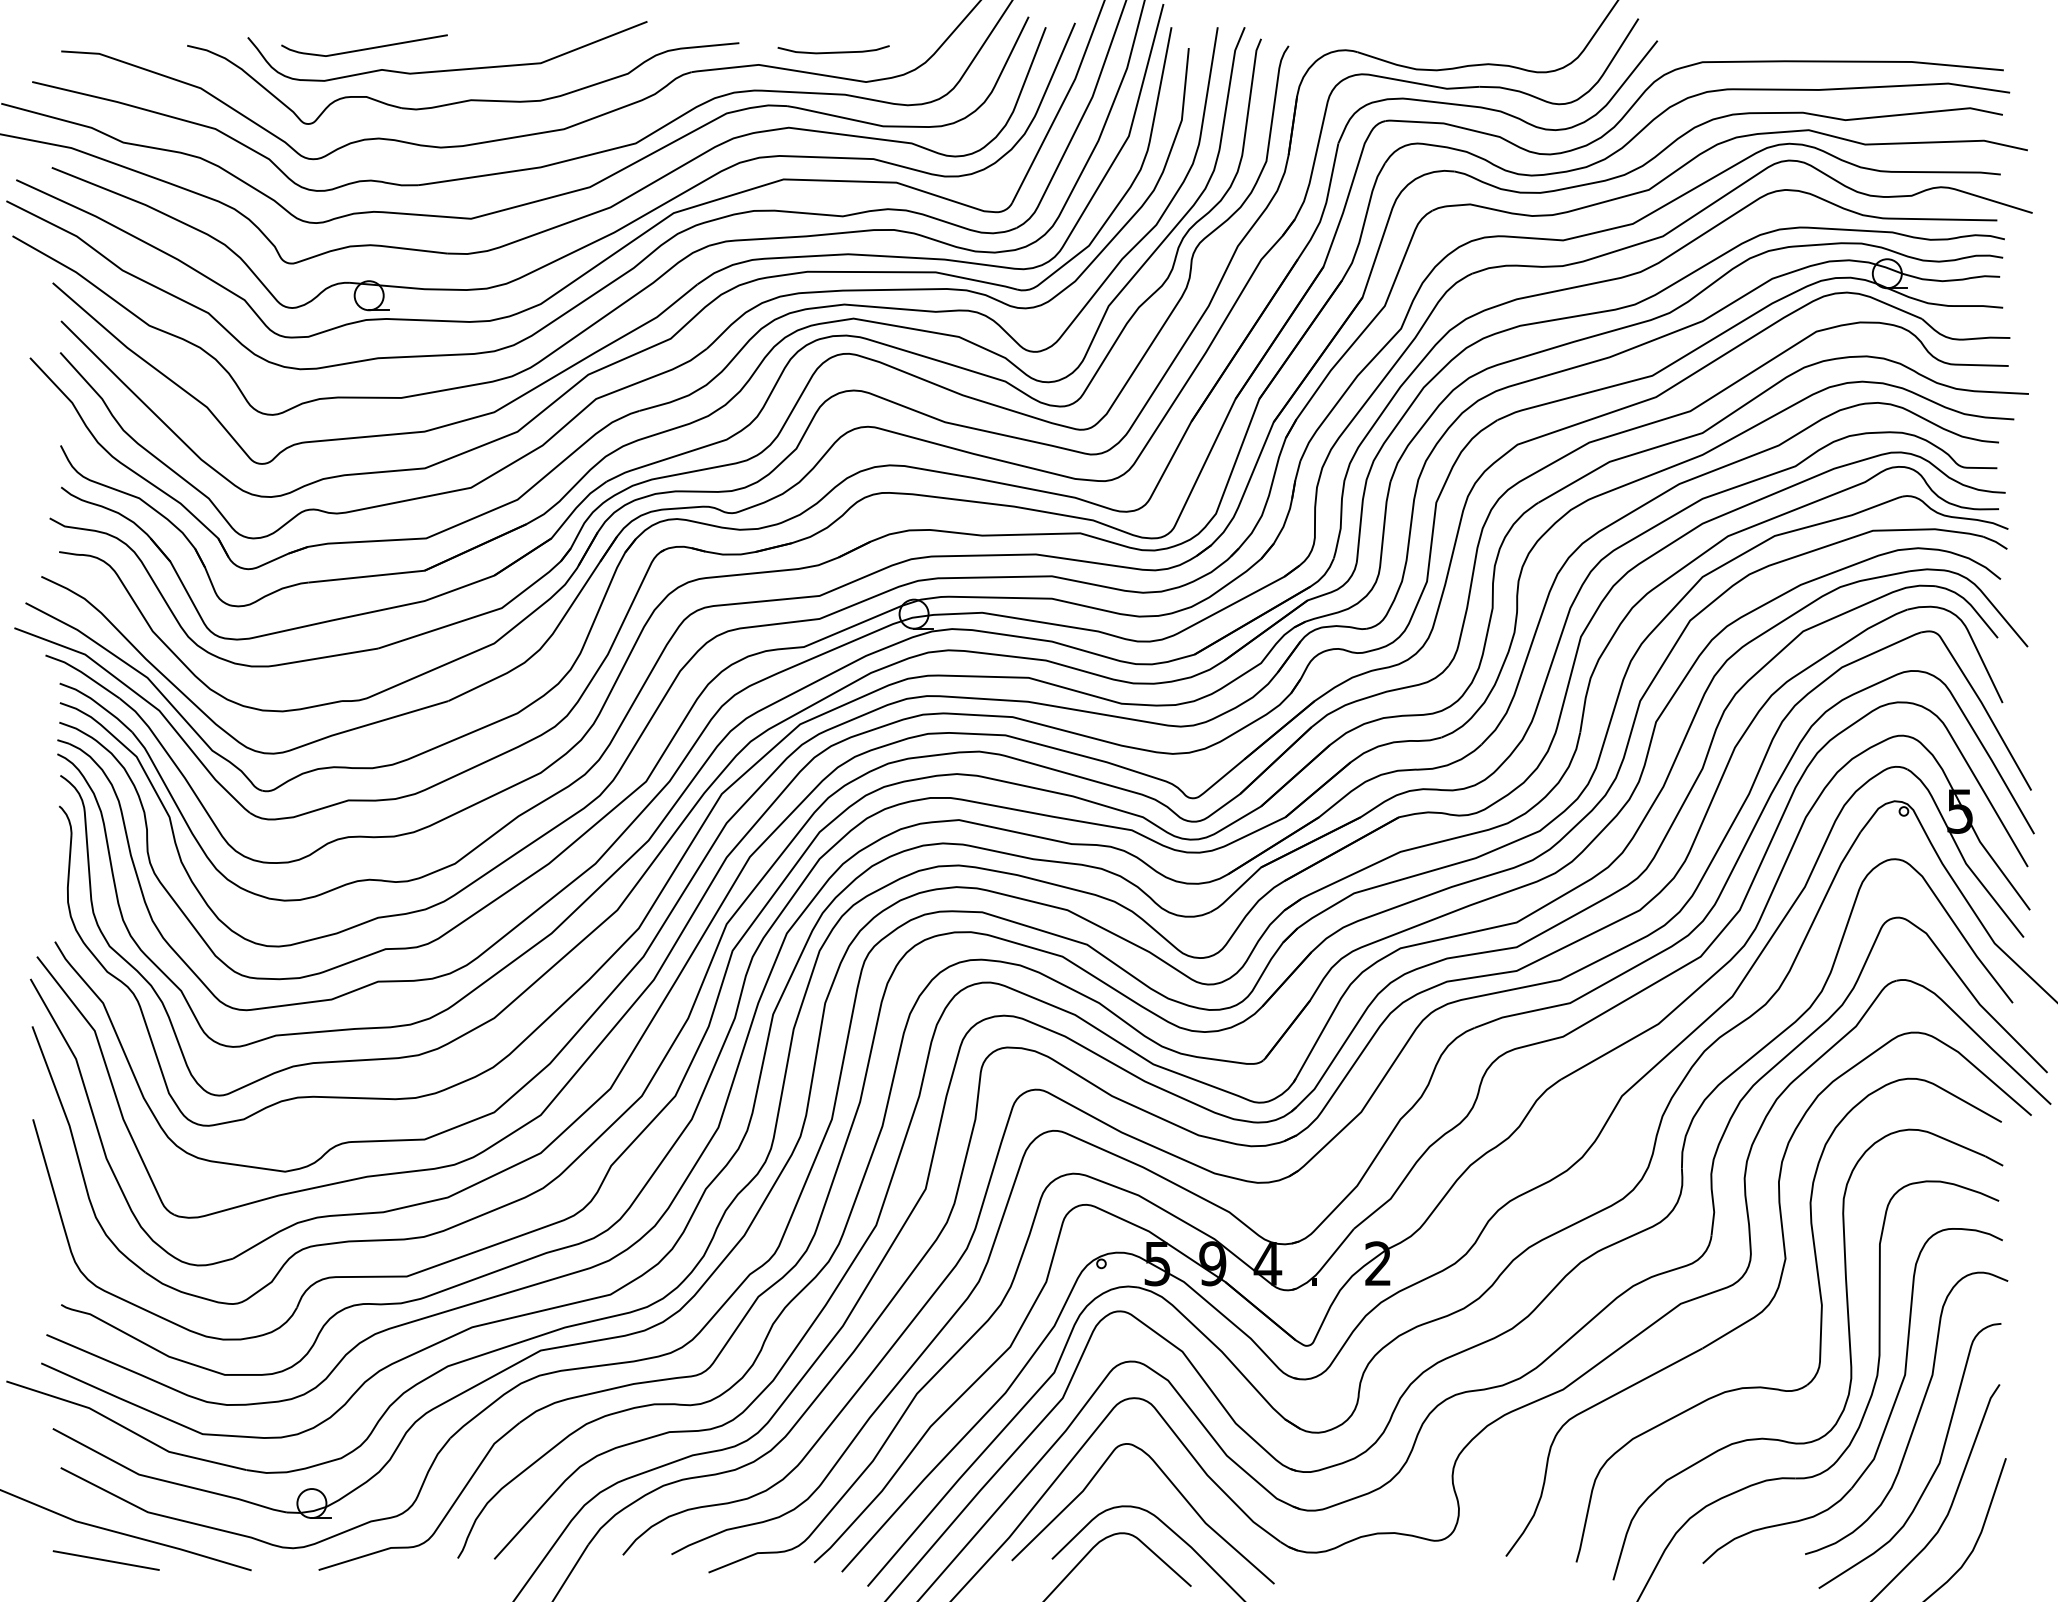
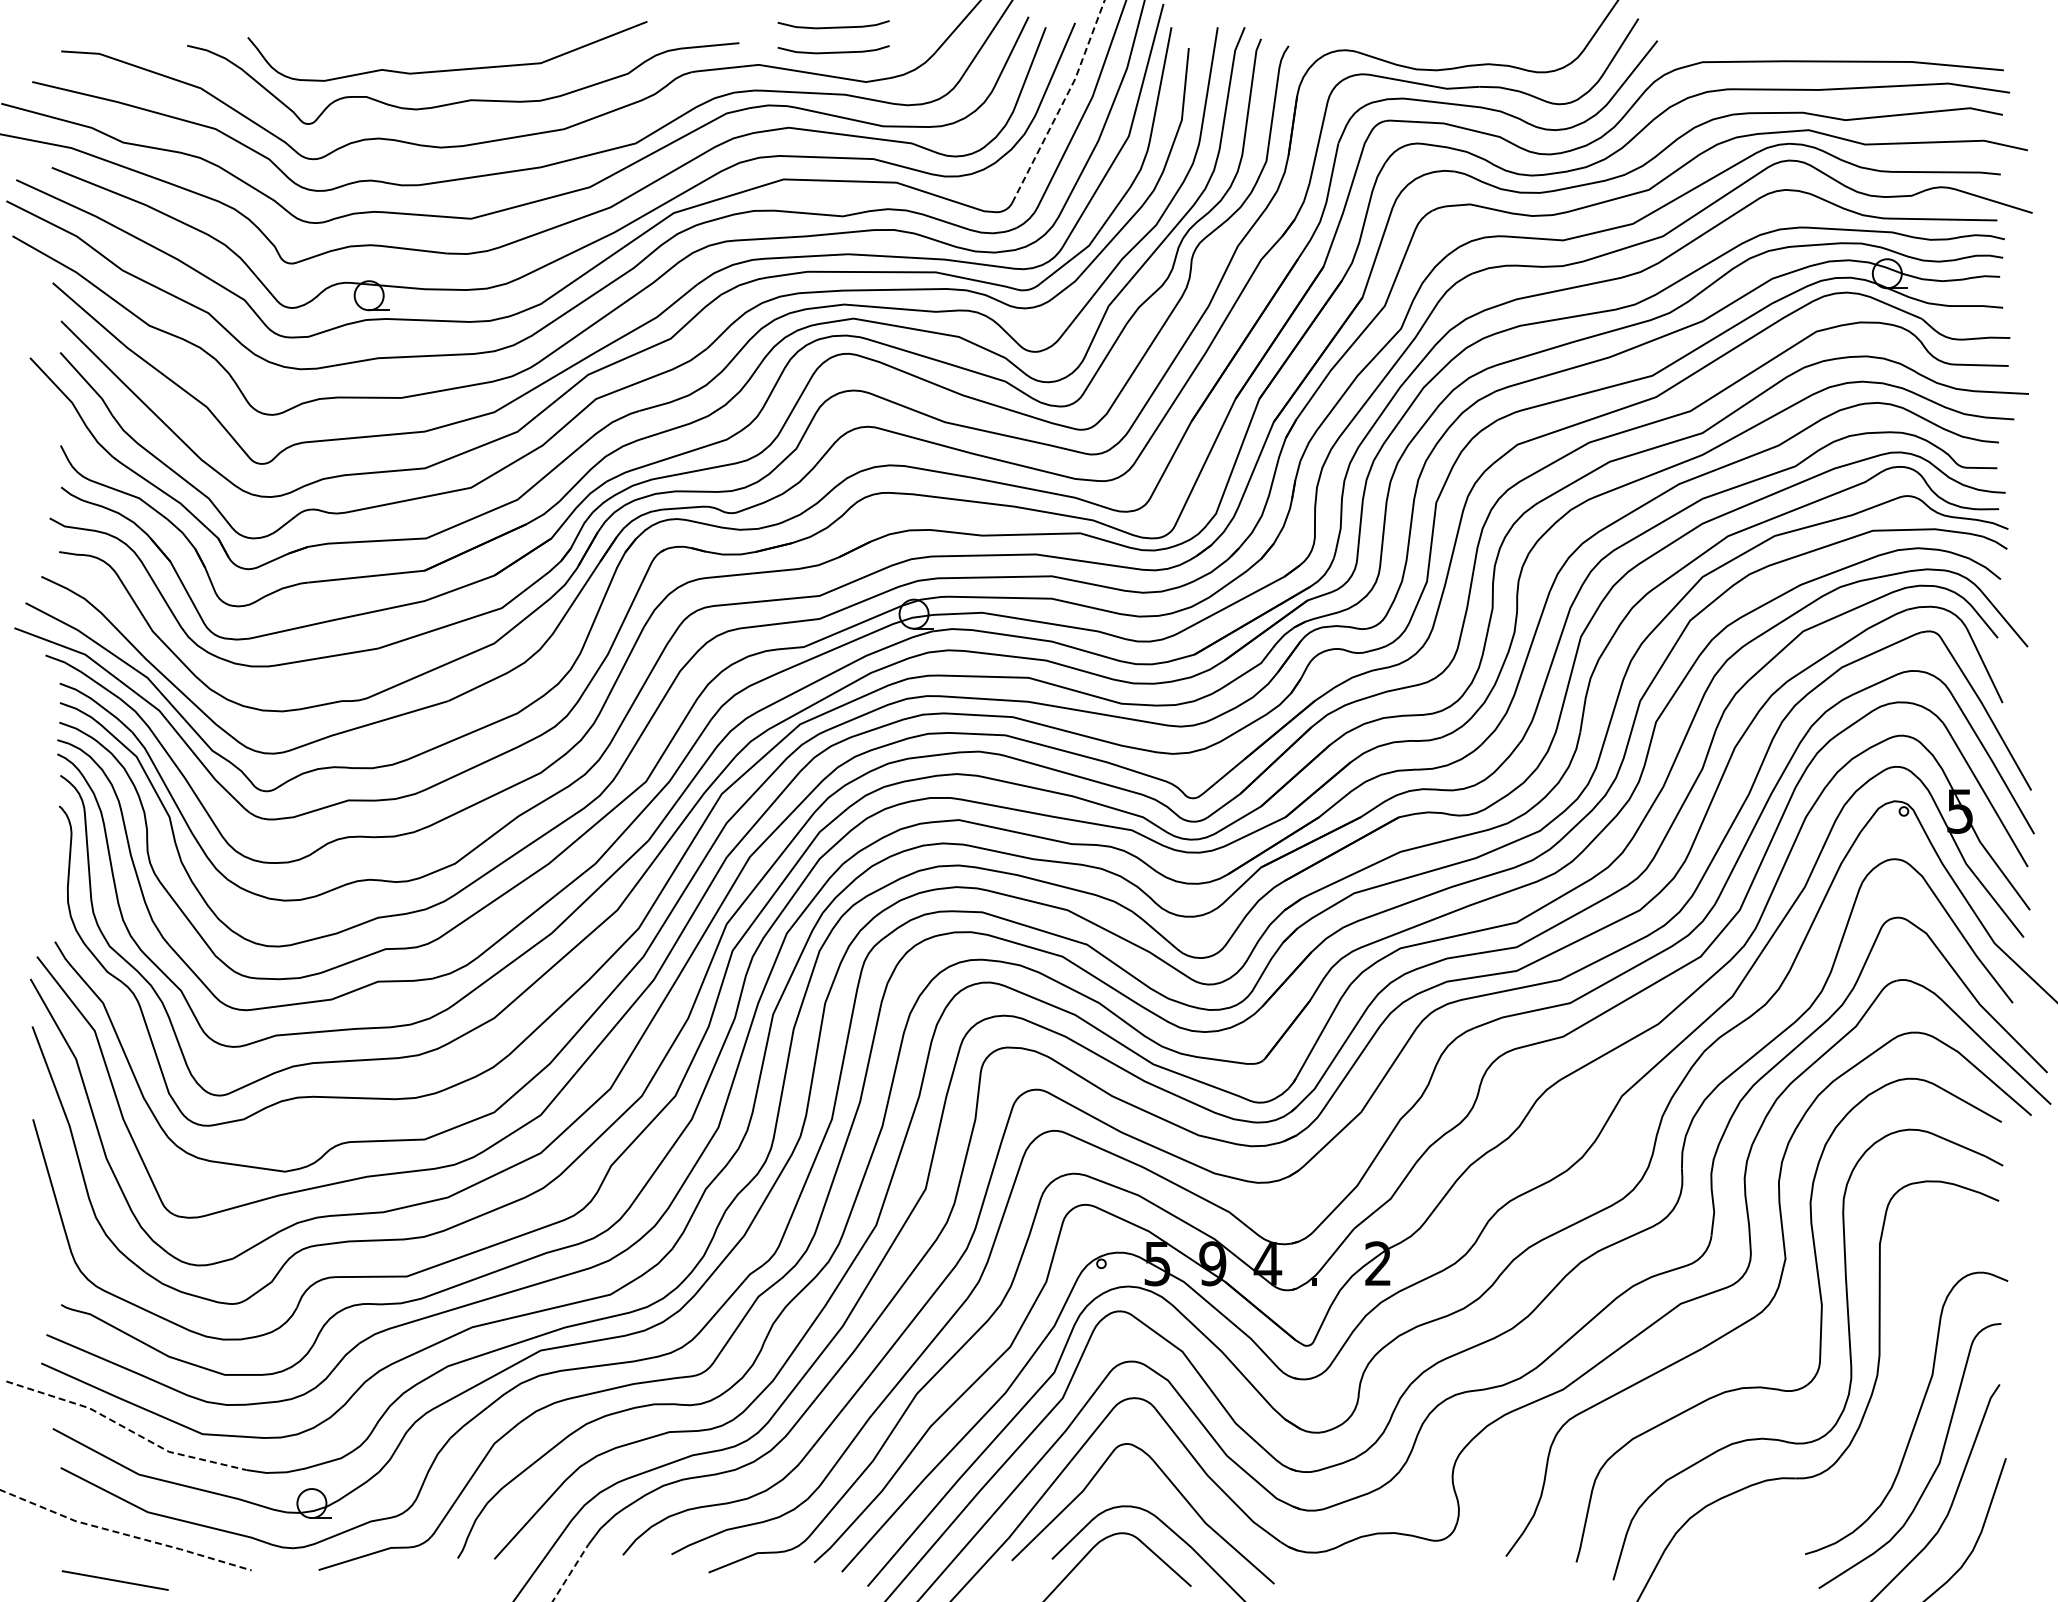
curve: none -> present (833, 26)
curve: present -> none (364, 48)
line: solid -> dashed (1063, 103)
part: present -> none (1891, 1408)
line: solid -> dashed (126, 1428)
line: solid -> dashed (124, 1534)
line position: (105, 1560) -> (114, 1580) (114, 1580)
line: solid -> dashed (570, 1572)
